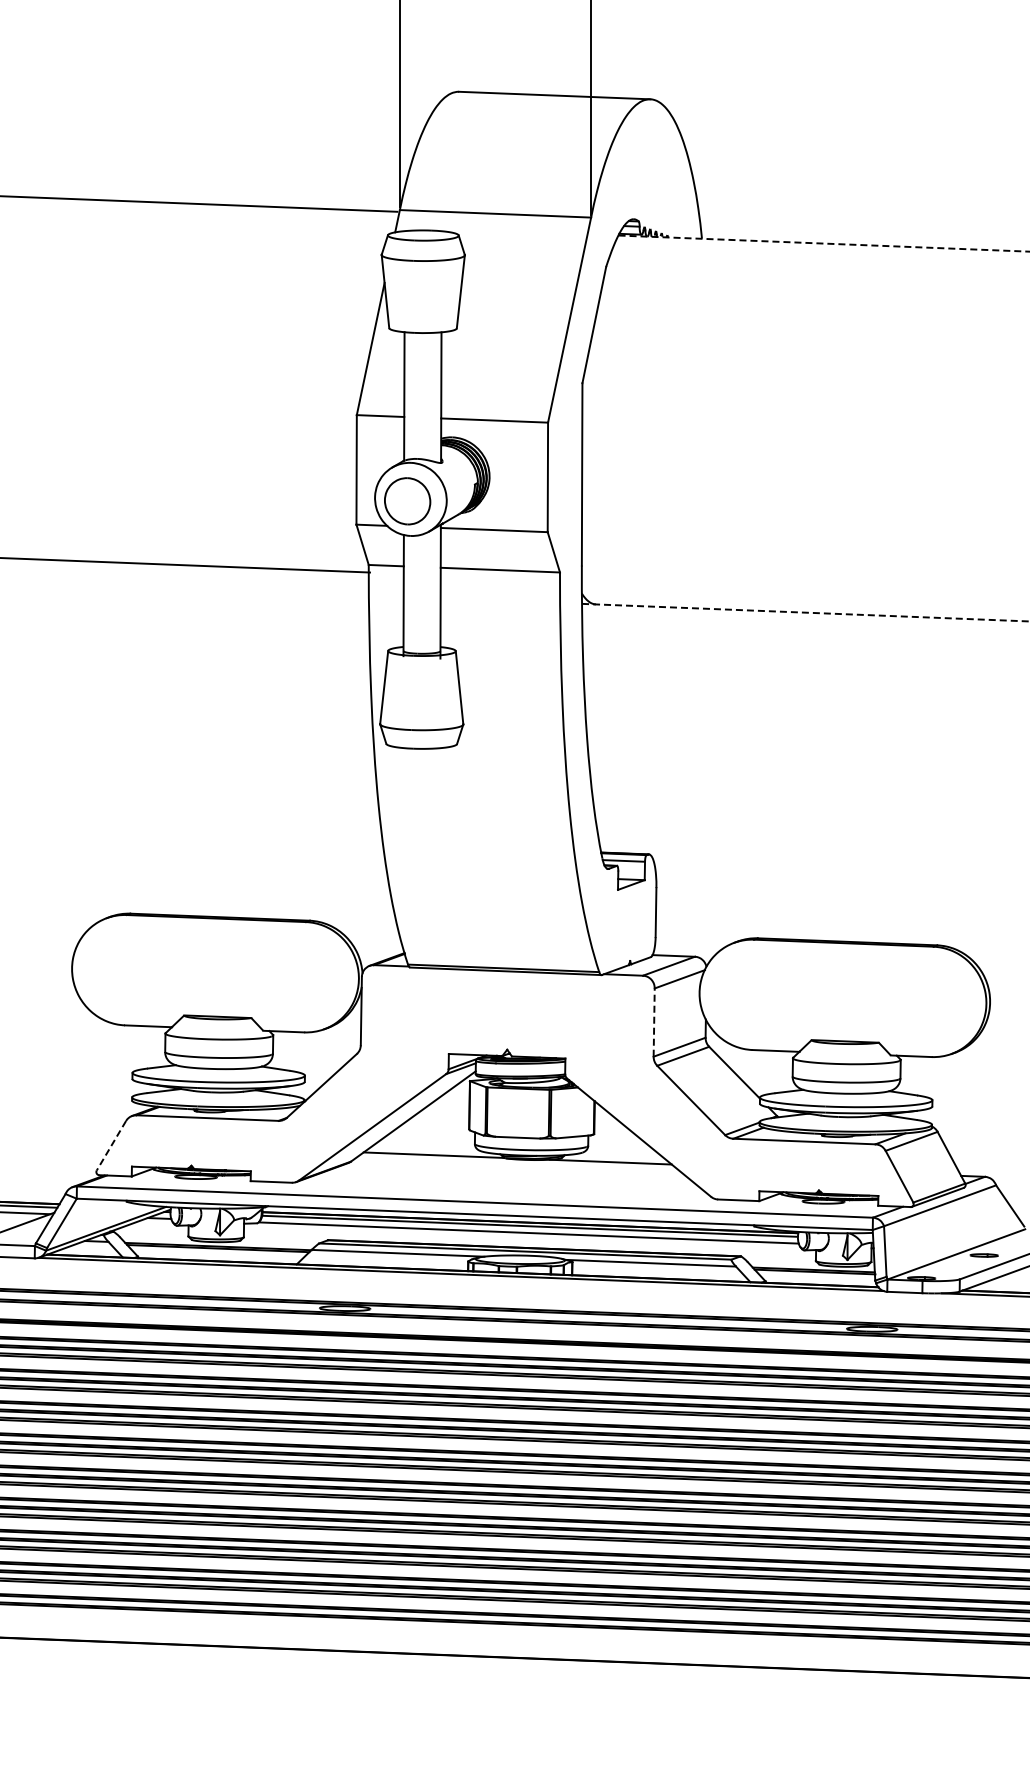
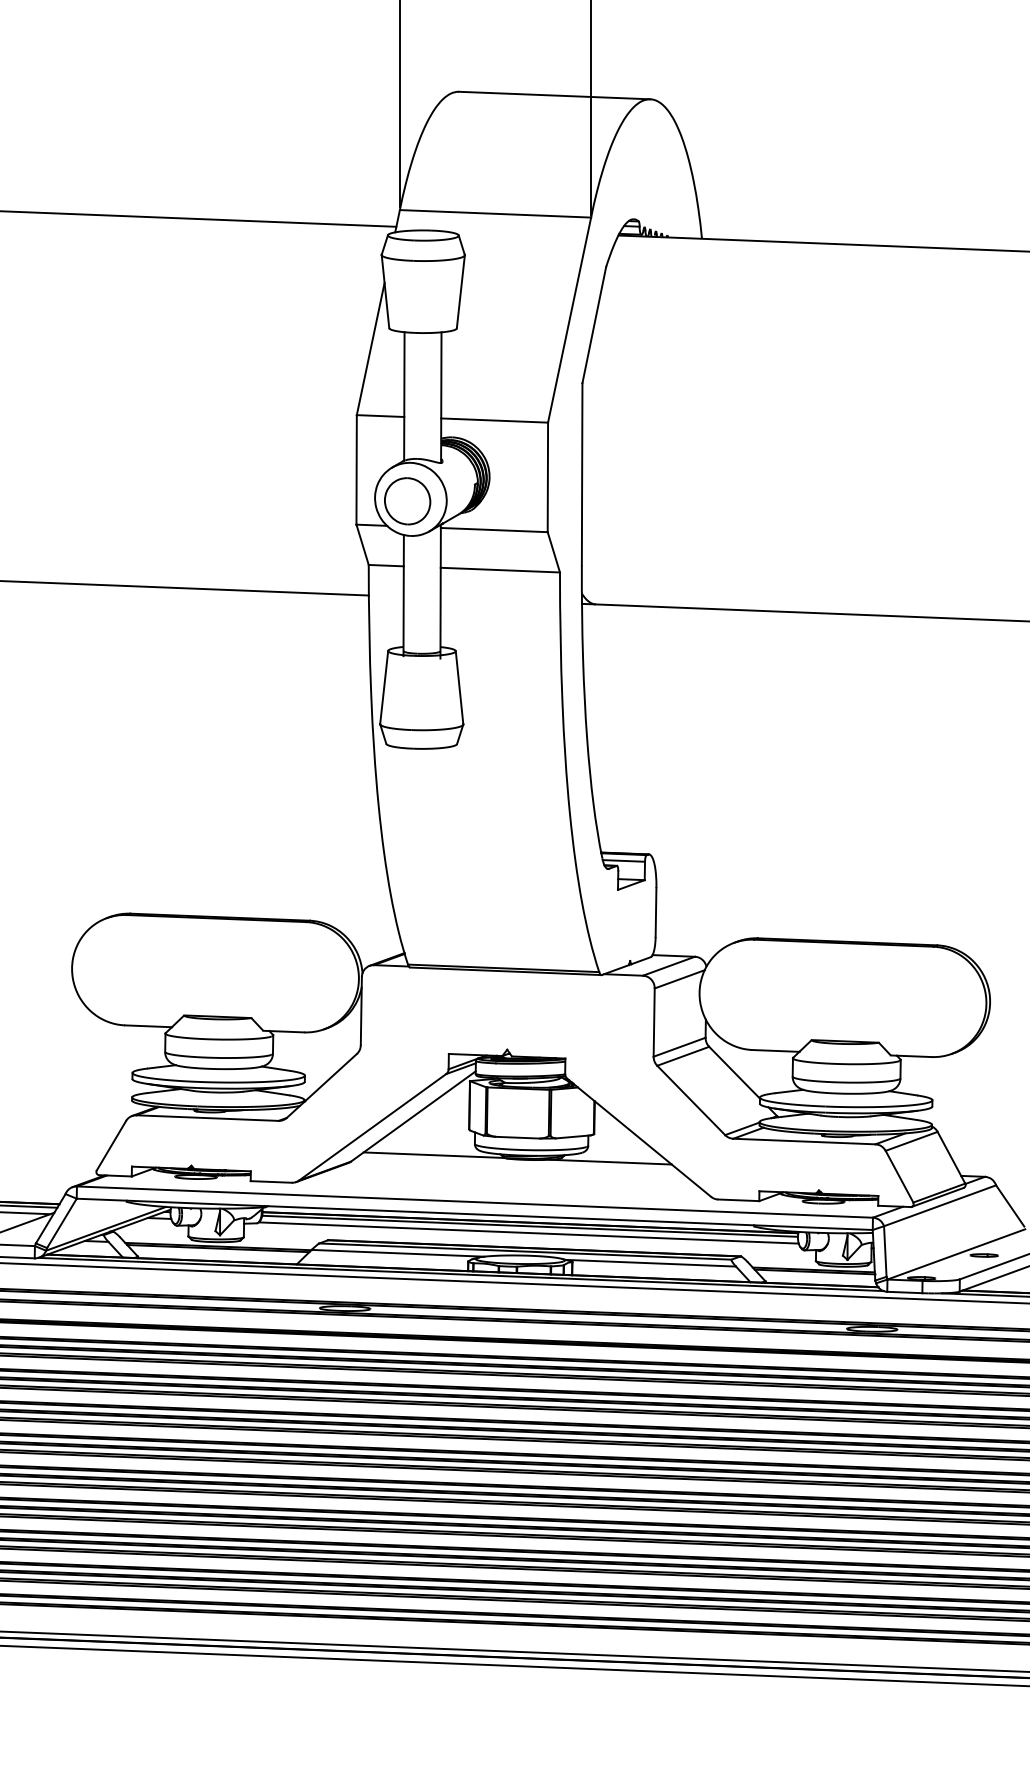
line position: (199, 203) -> (199, 218) (199, 218)
line: dashed -> solid (824, 243)
line position: (186, 565) -> (185, 588) (185, 588)
line: dashed -> solid (805, 612)
line: dashed -> solid (654, 1022)
line: dashed -> solid (111, 1145)
line: none -> present (514, 1283)
line: none -> present (514, 1651)
line: none -> present (514, 1665)
